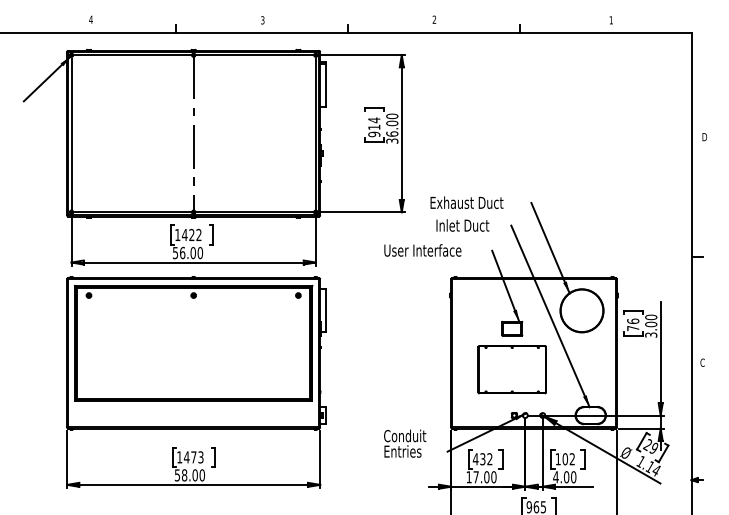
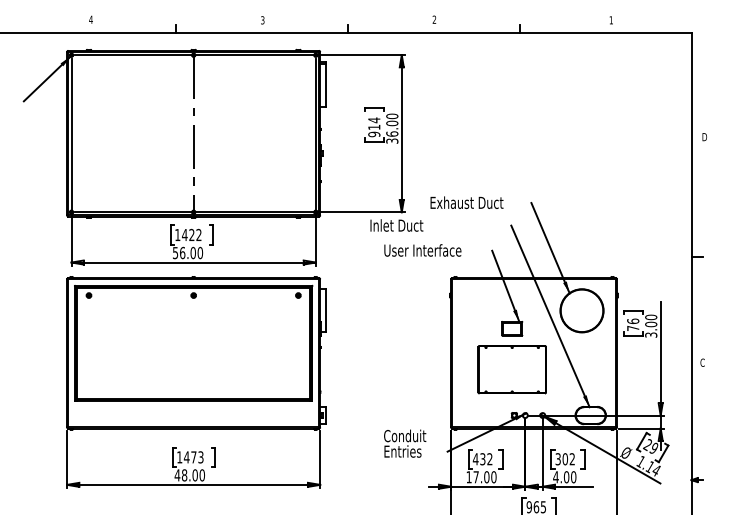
text position: (462, 225) -> (396, 225) (396, 225)
text: 102 -> 302 (557, 459)
text: 58.00 -> 48.00 (177, 475)
